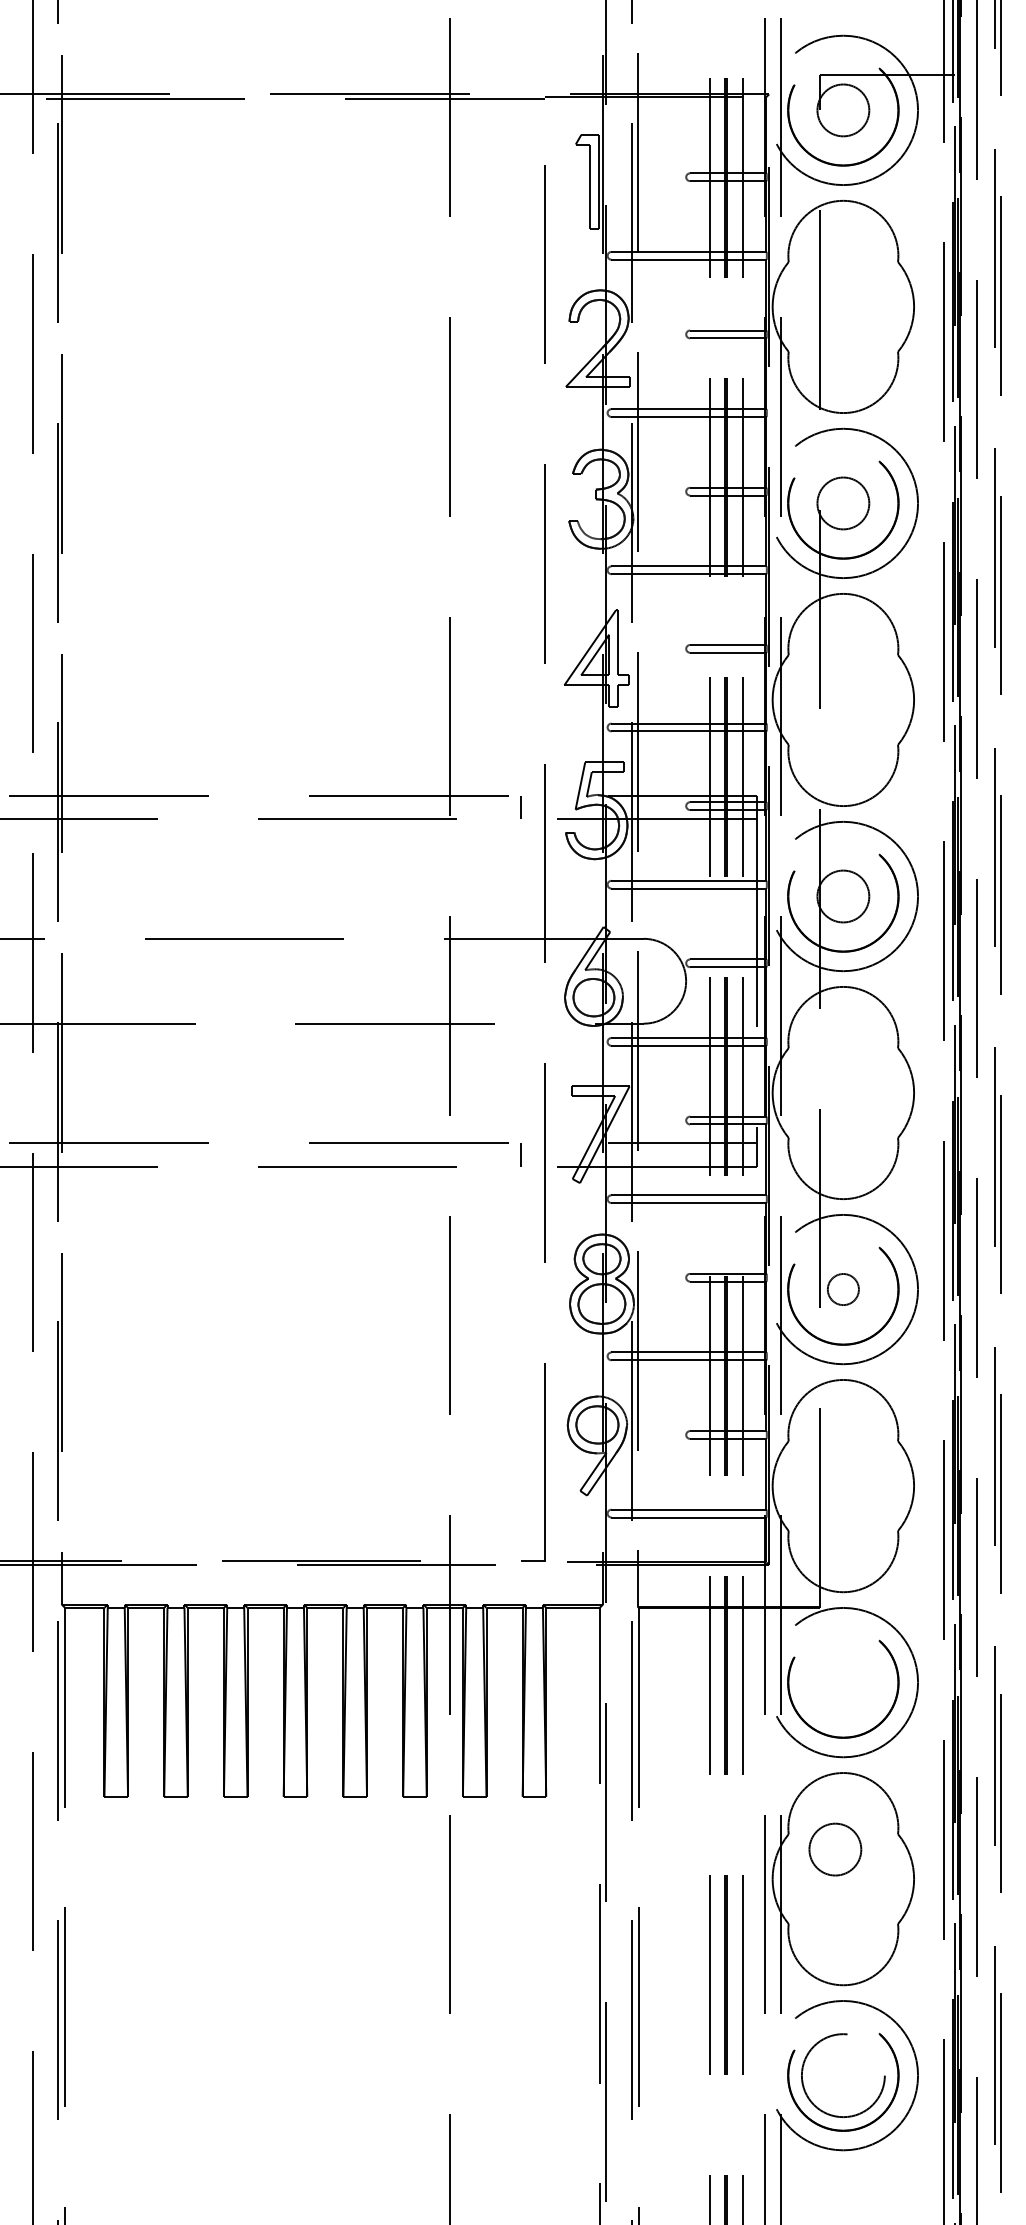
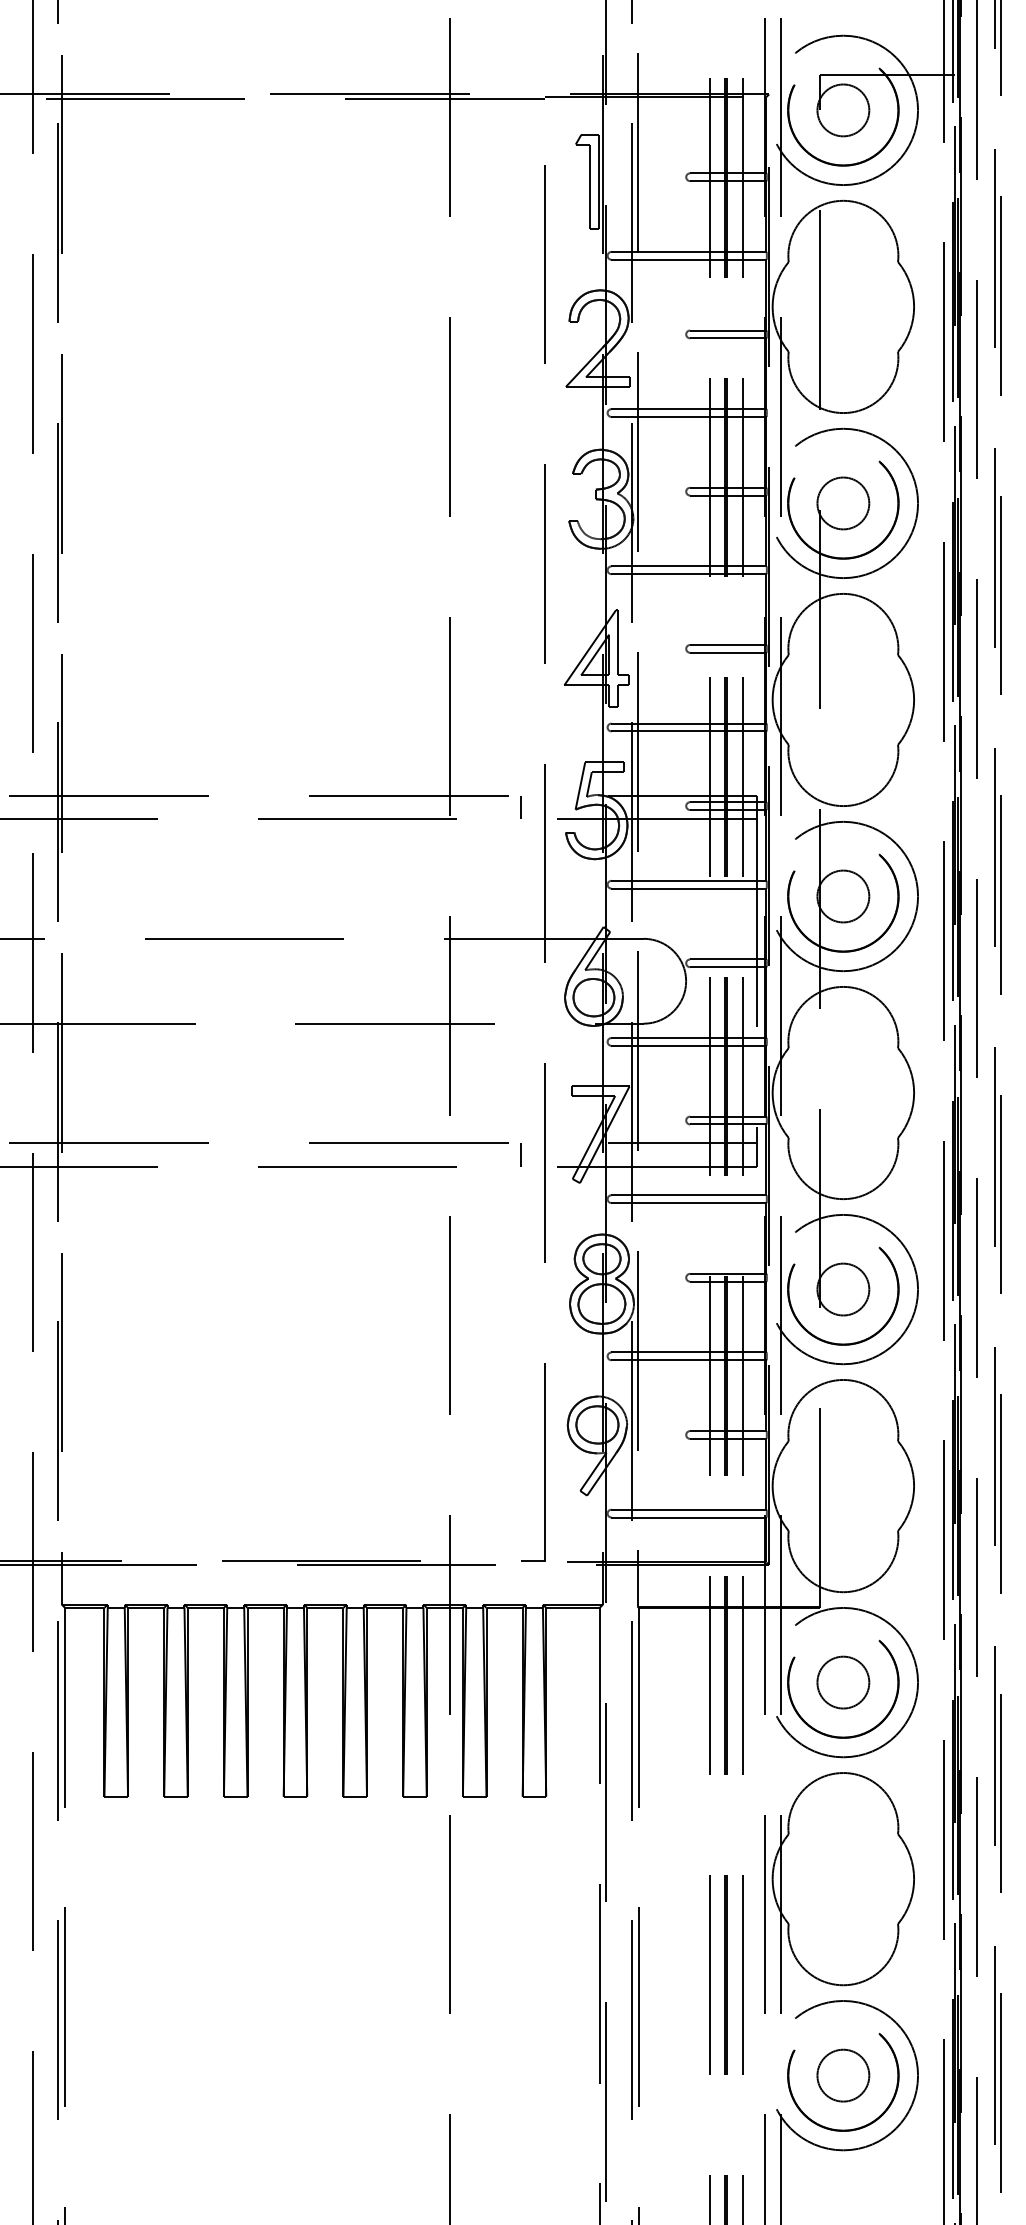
circle diameter: 31 px -> 52 px (843, 1289)
circle position: (835, 1849) -> (843, 1682) (843, 1682)
circle diameter: 83 px -> 52 px (843, 2075)
